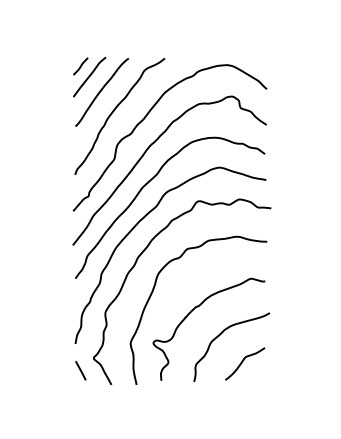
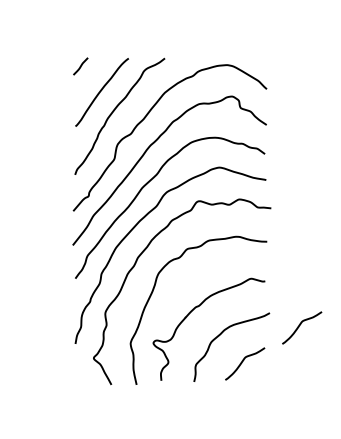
curve: present -> none (89, 76)
curve: none -> present (300, 325)
line: present -> none (80, 370)
